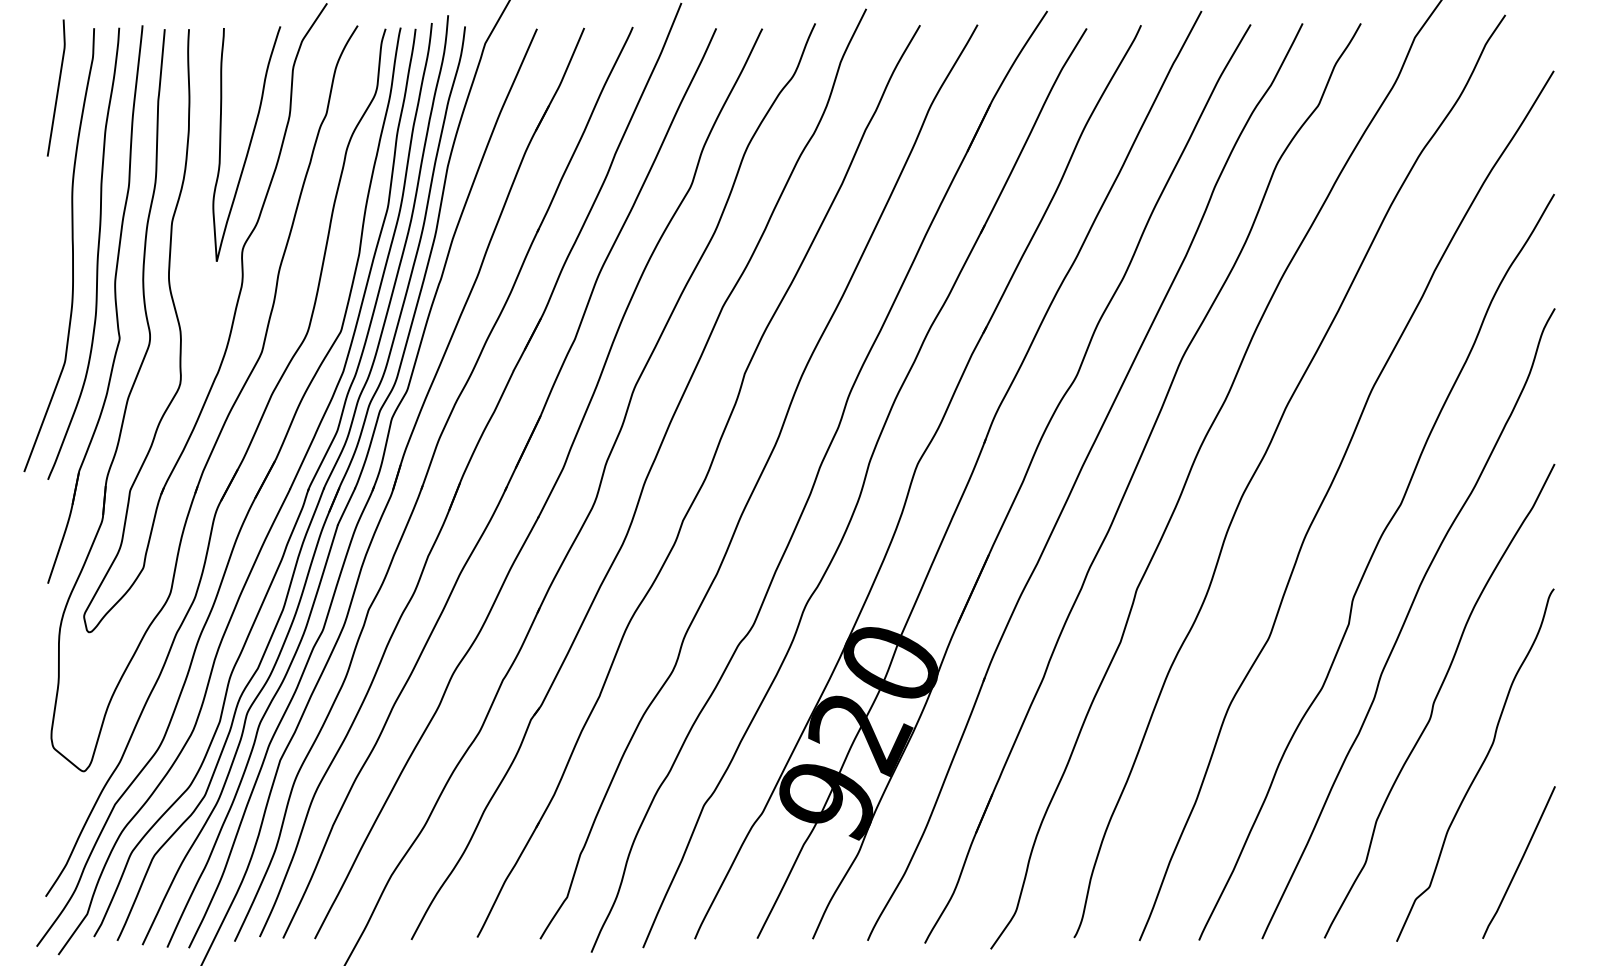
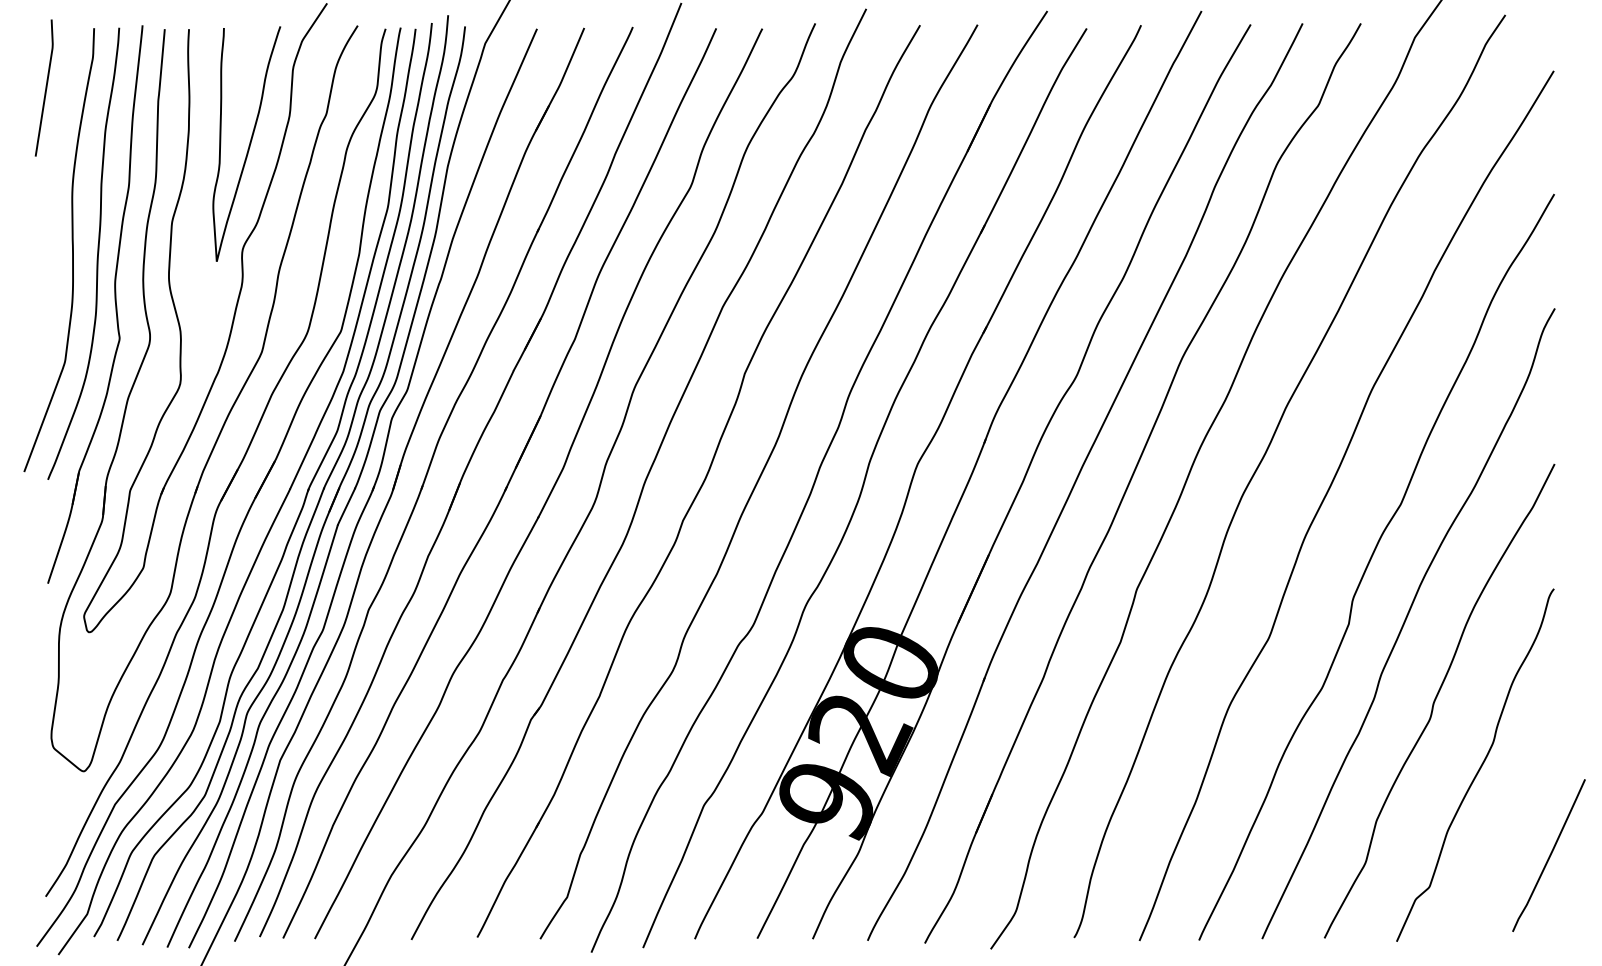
curve position: (57, 87) -> (45, 87) (45, 87)
curve position: (1519, 862) -> (1549, 855) (1549, 855)
